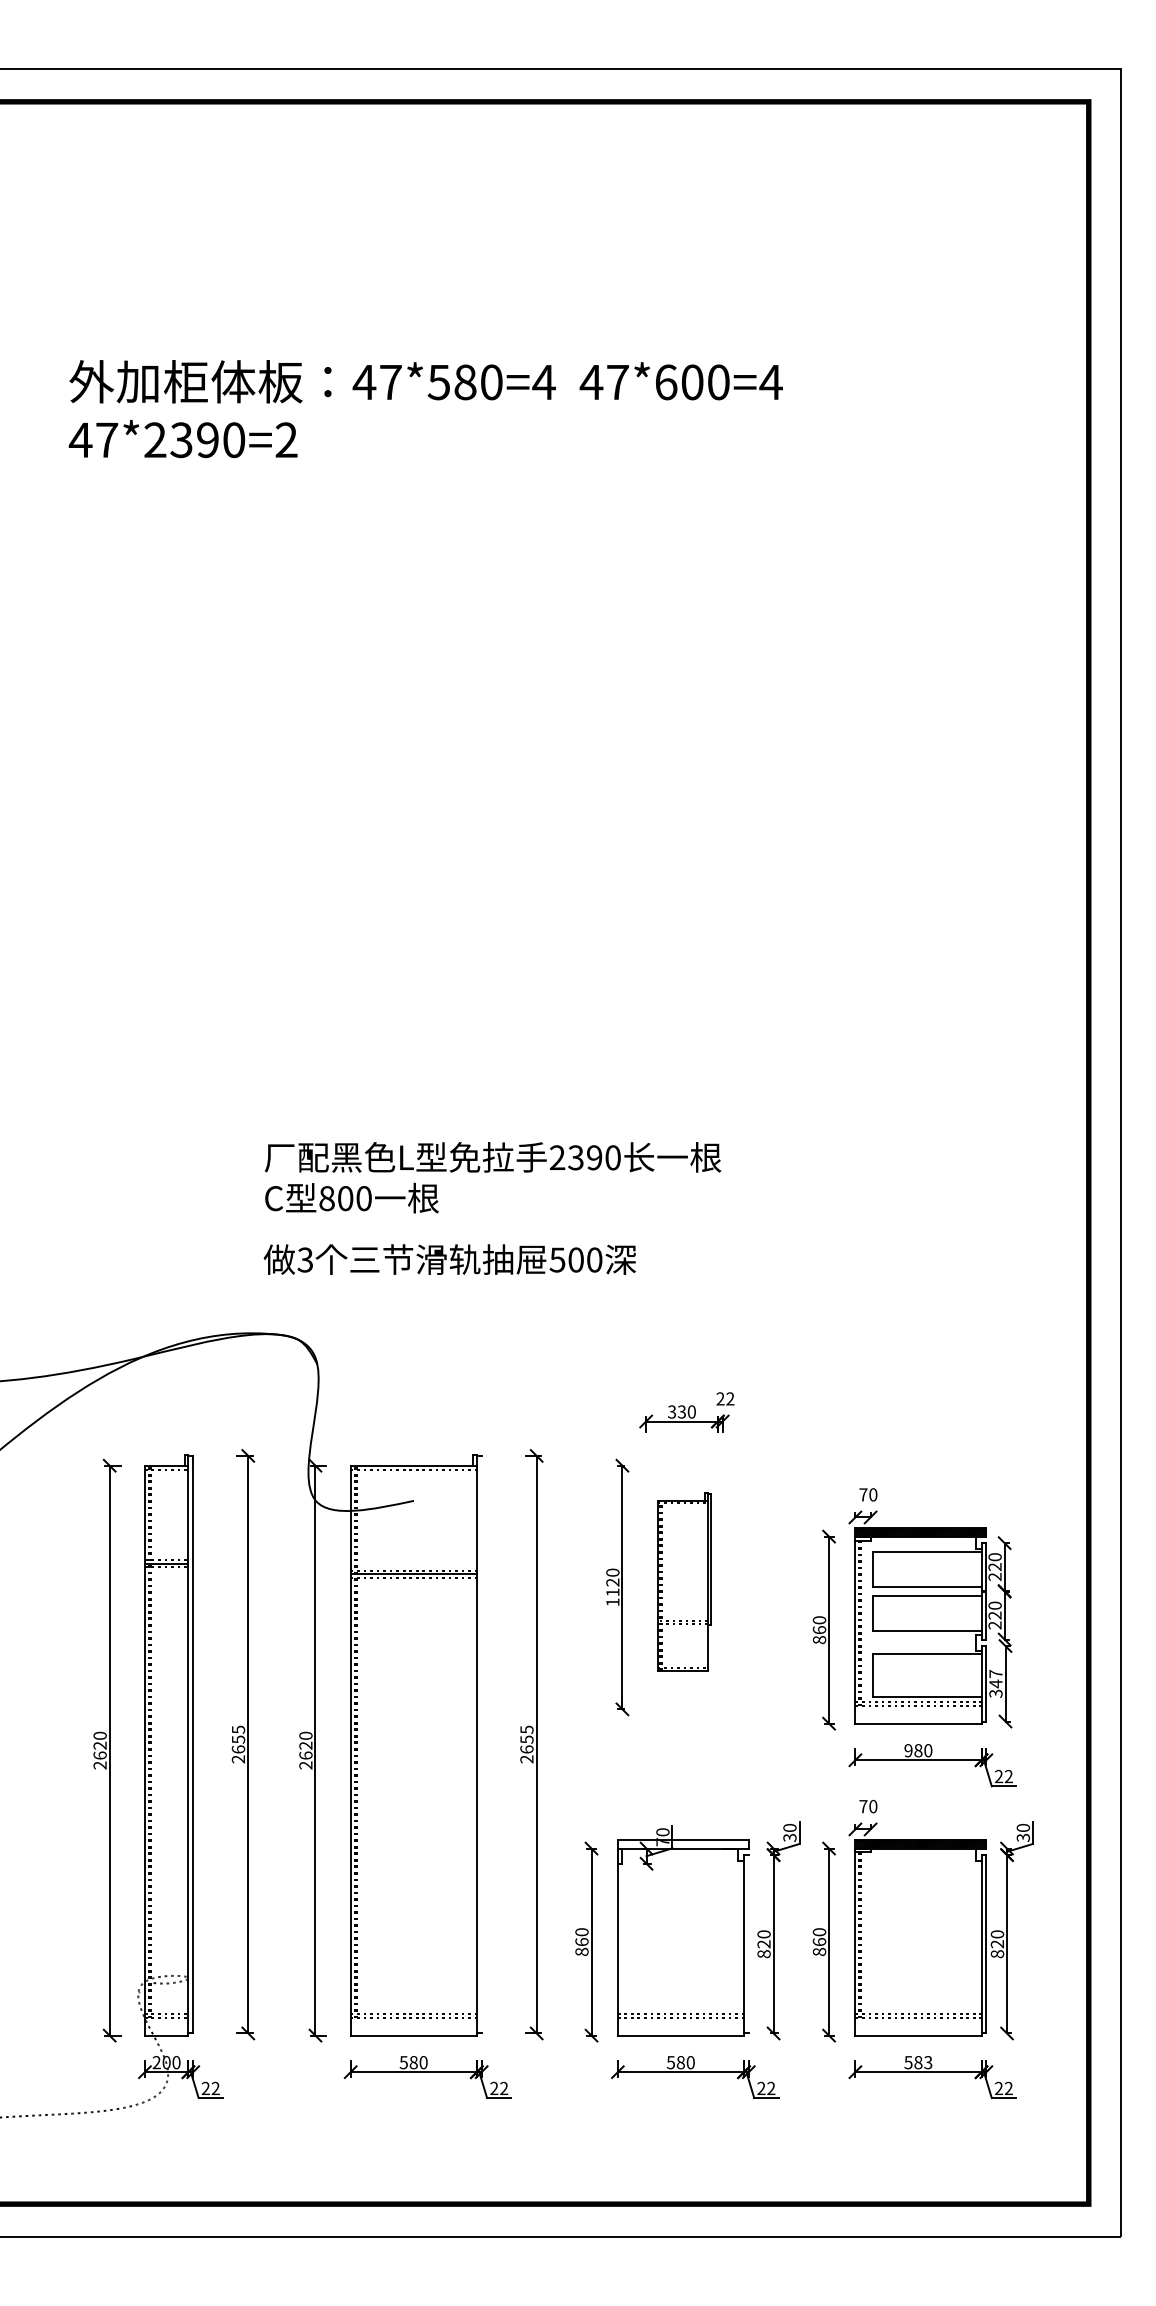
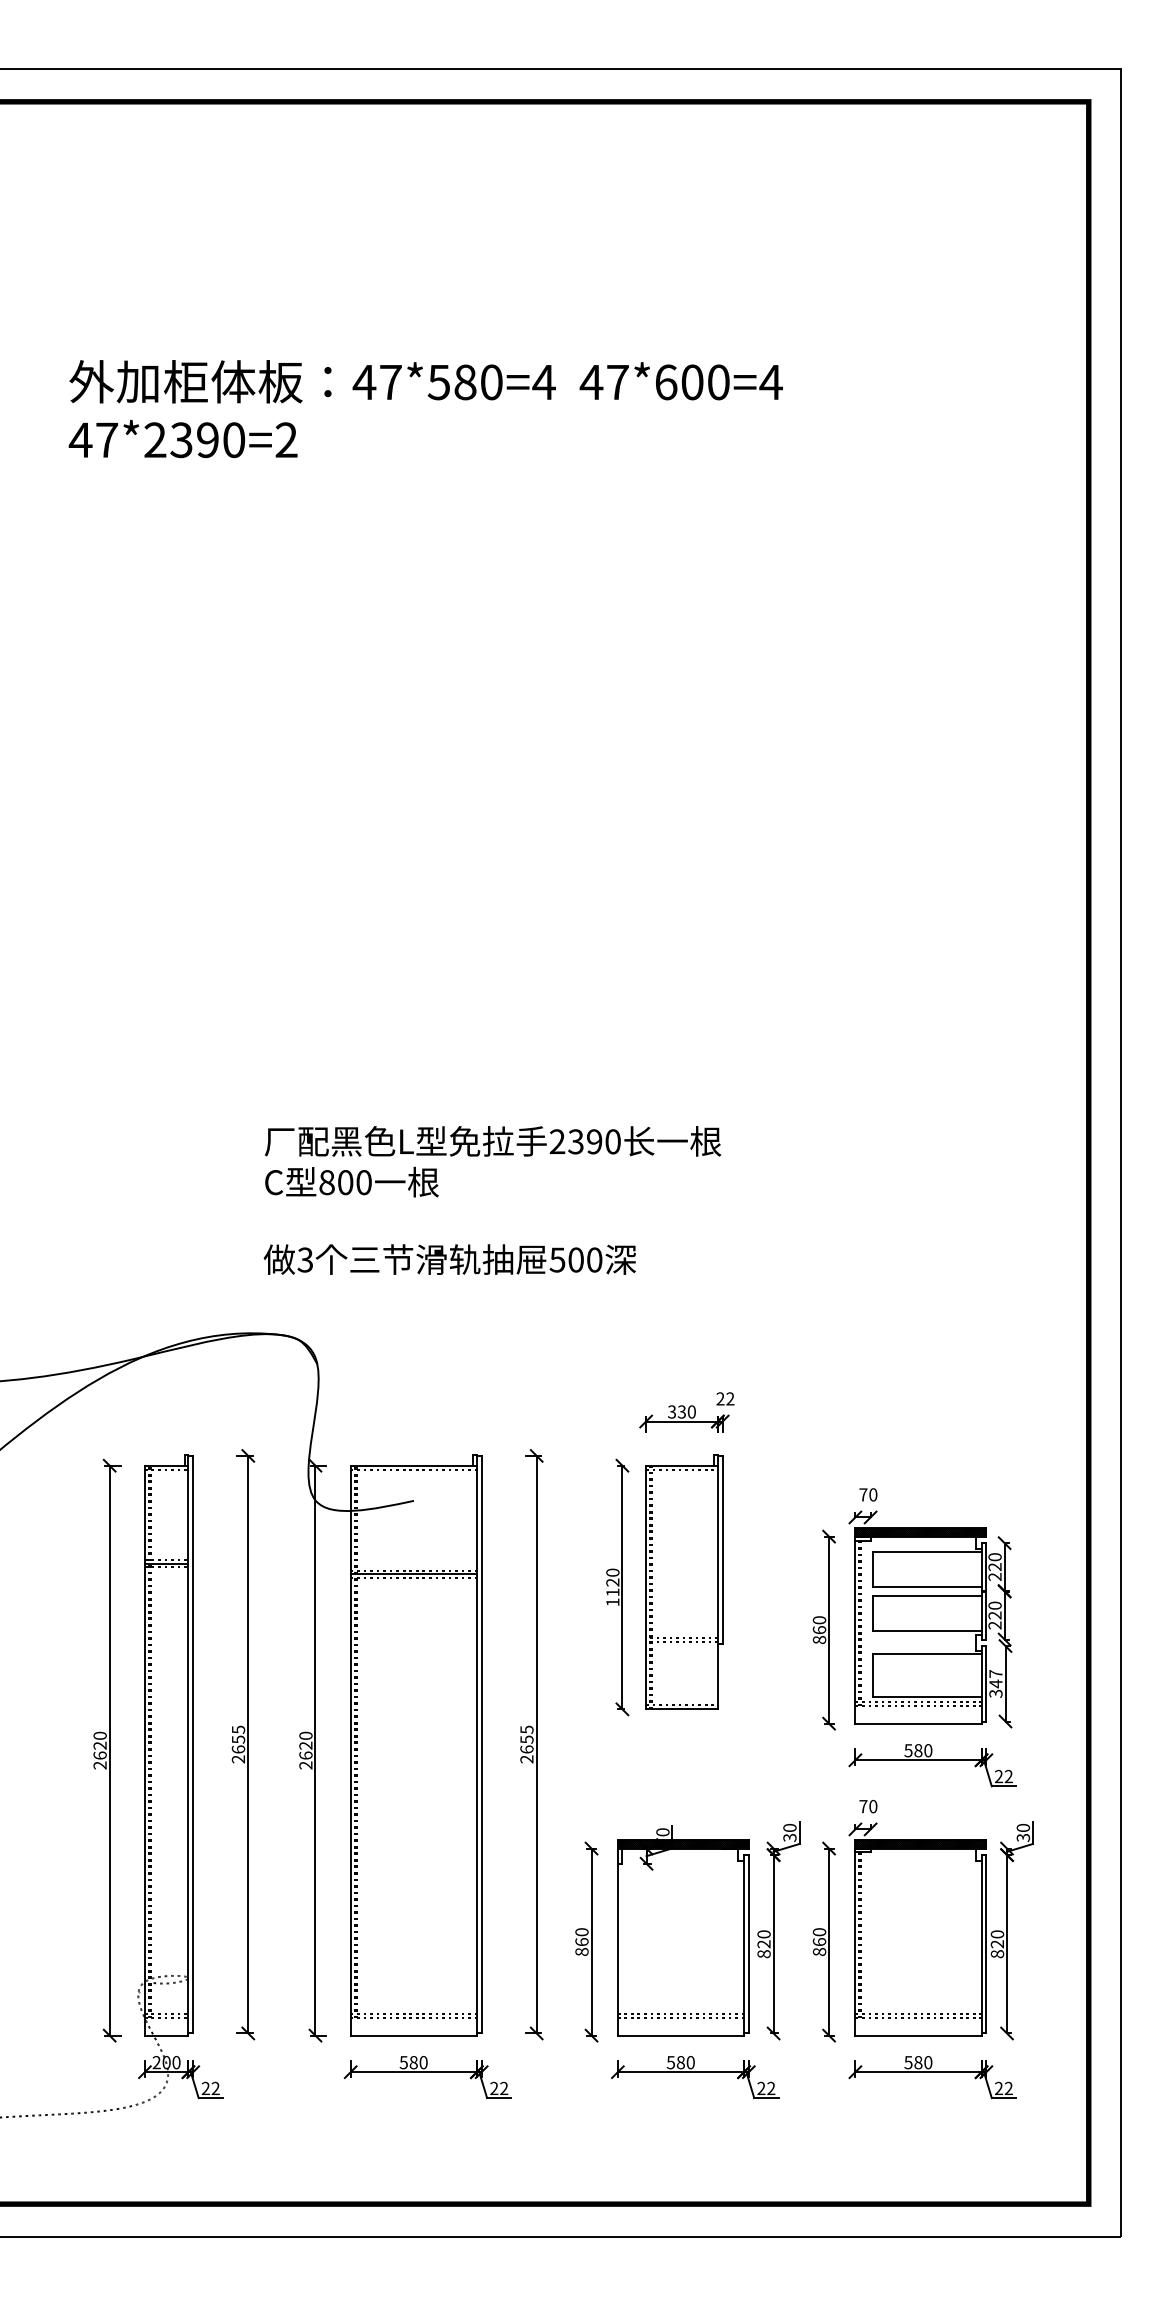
text position: (493, 1177) -> (493, 1161) (493, 1161)
part size: 55x180 px -> 79x256 px (684, 1581)
line: none -> present (481, 1744)
text: 980 -> 580 (908, 1750)
hatch: none -> present (682, 1843)
line: none -> present (748, 1944)
text: 583 -> 580 (928, 2062)
